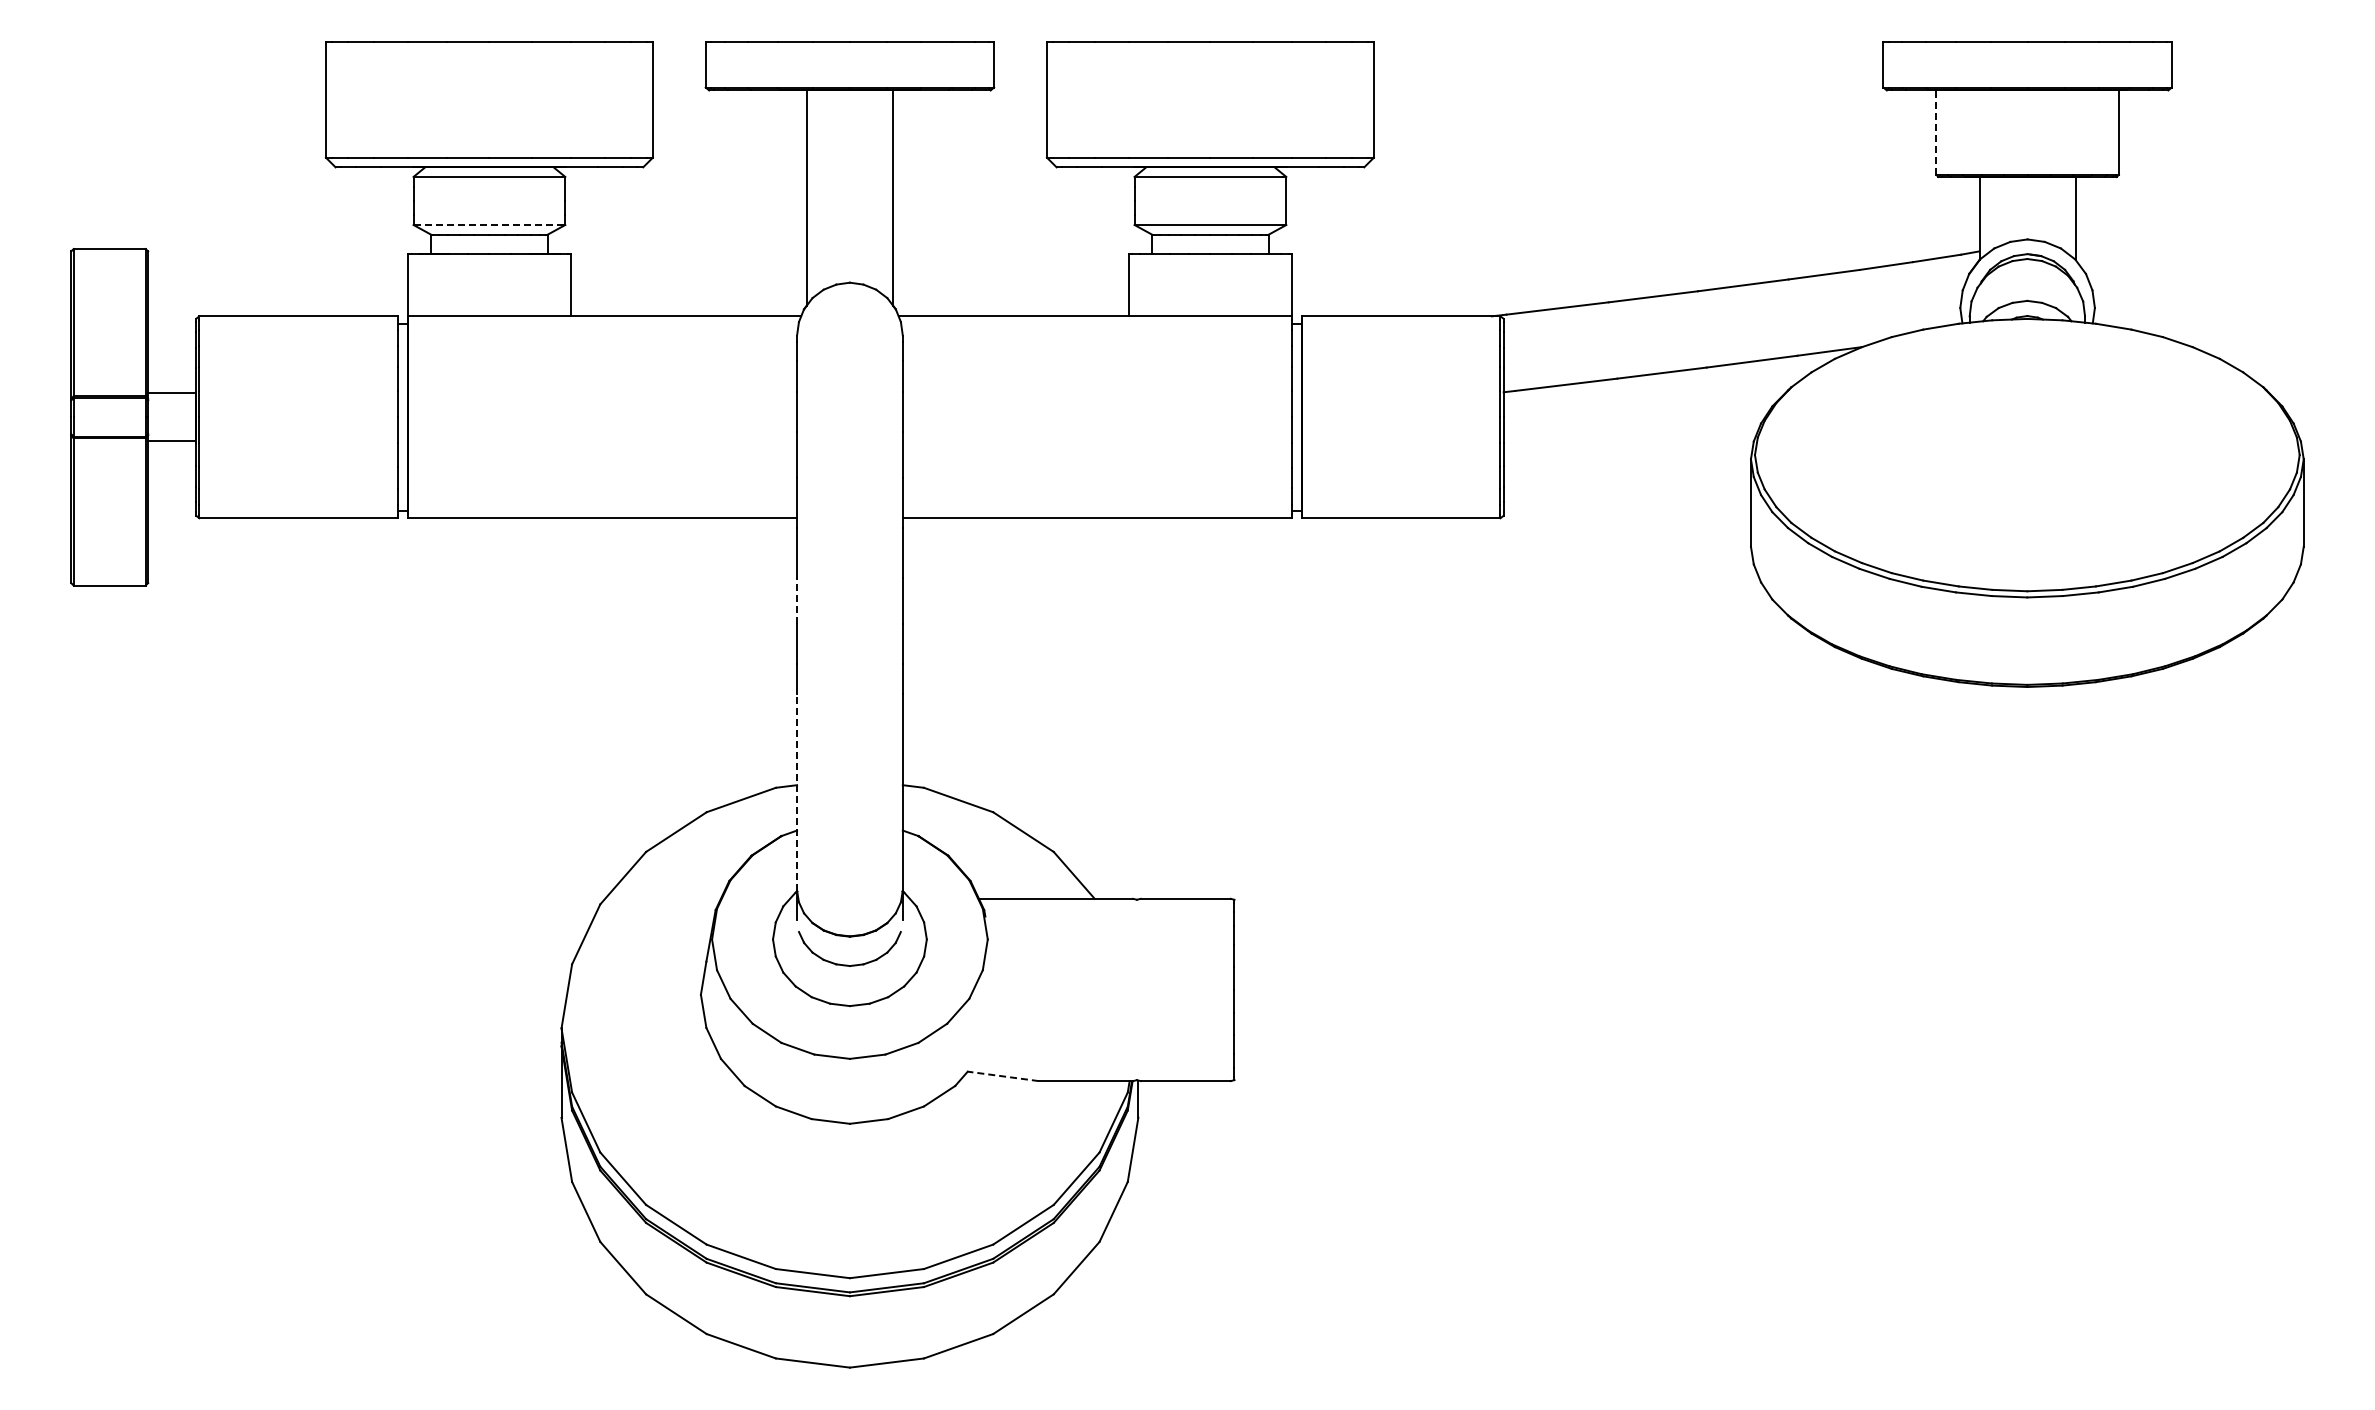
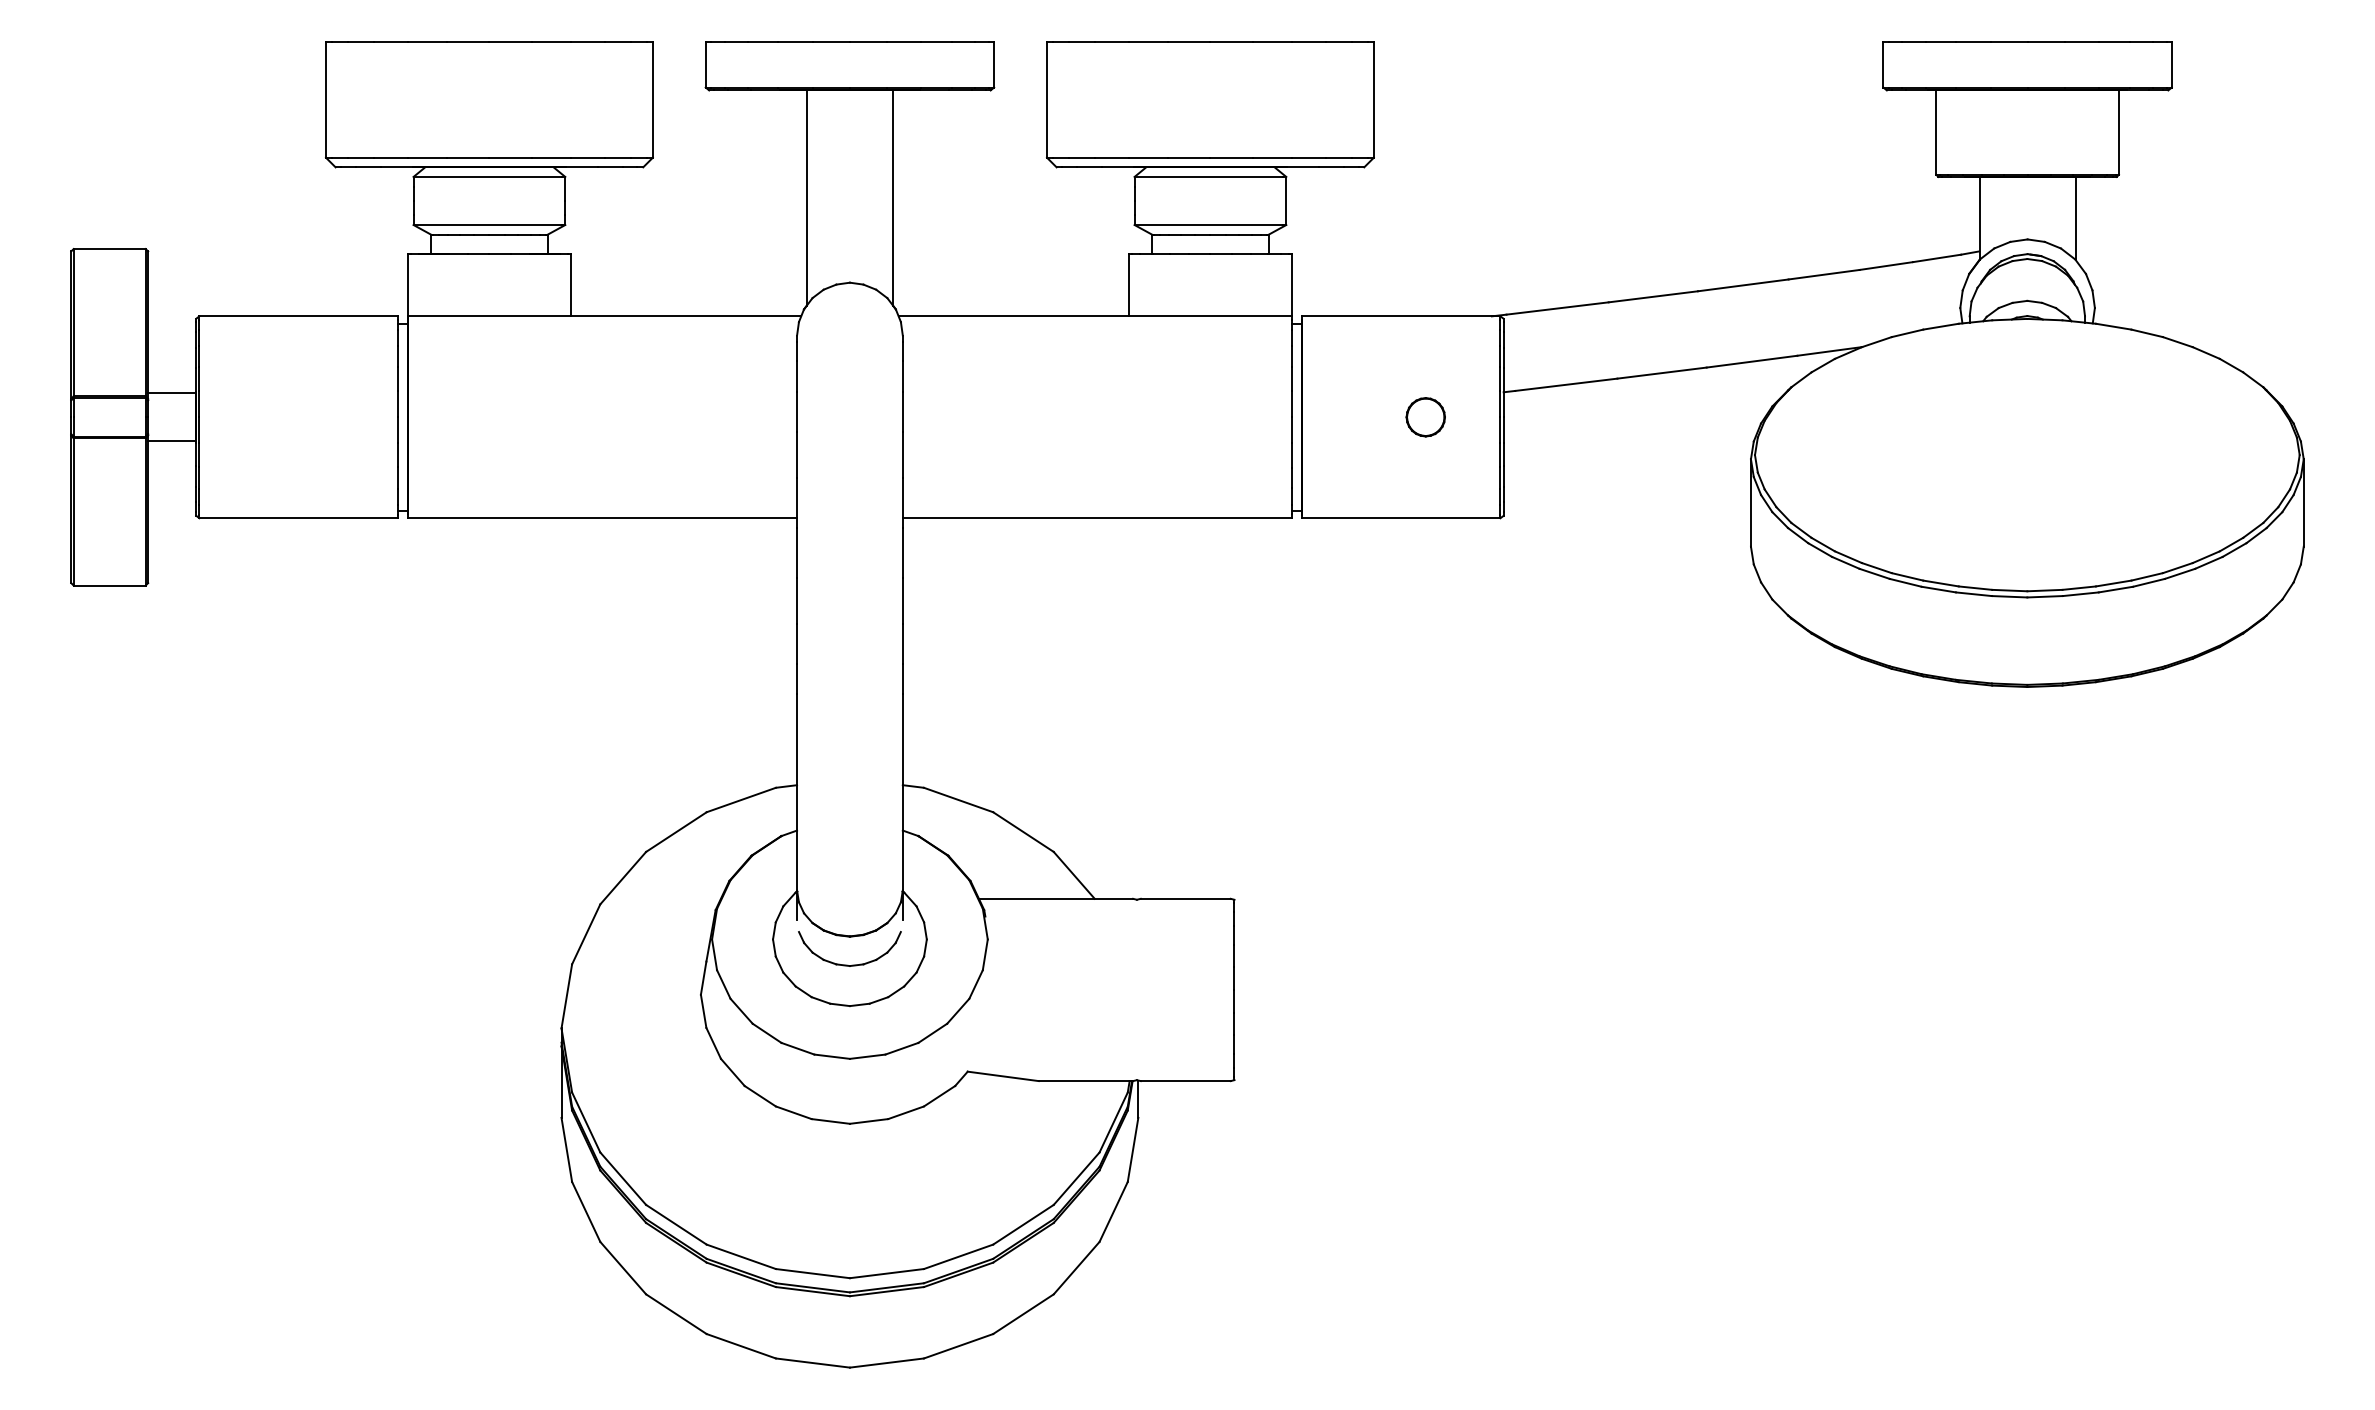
line: dashed -> solid (1936, 132)
line: dashed -> solid (488, 225)
part: none -> present (1425, 417)
line: dashed -> solid (797, 600)
line: dashed -> solid (797, 791)
line: dashed -> solid (1003, 1076)
